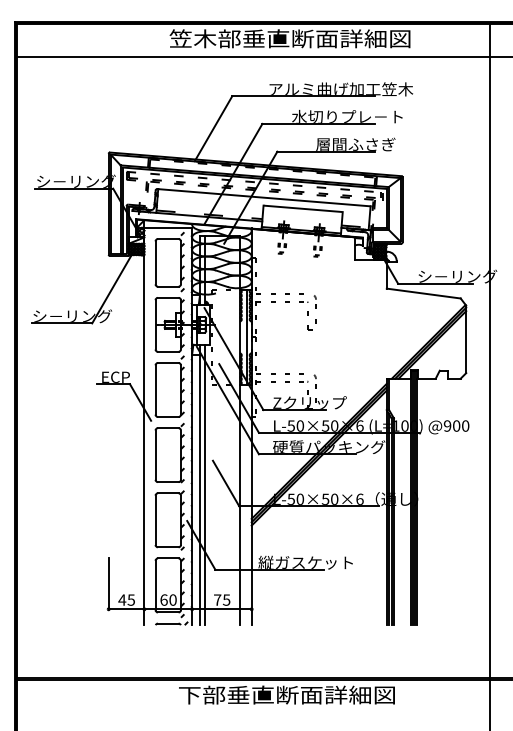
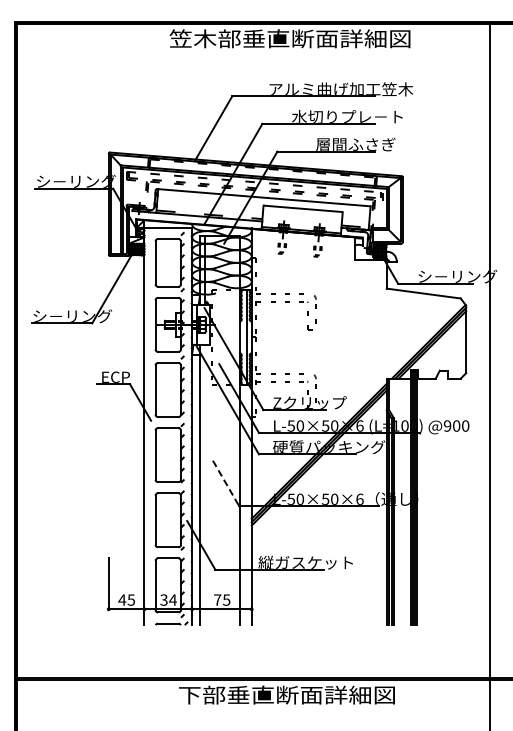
line: present -> none (263, 57)
line: solid -> dashed (226, 483)
line: present -> none (204, 484)
text: 60 -> 34 (168, 599)
